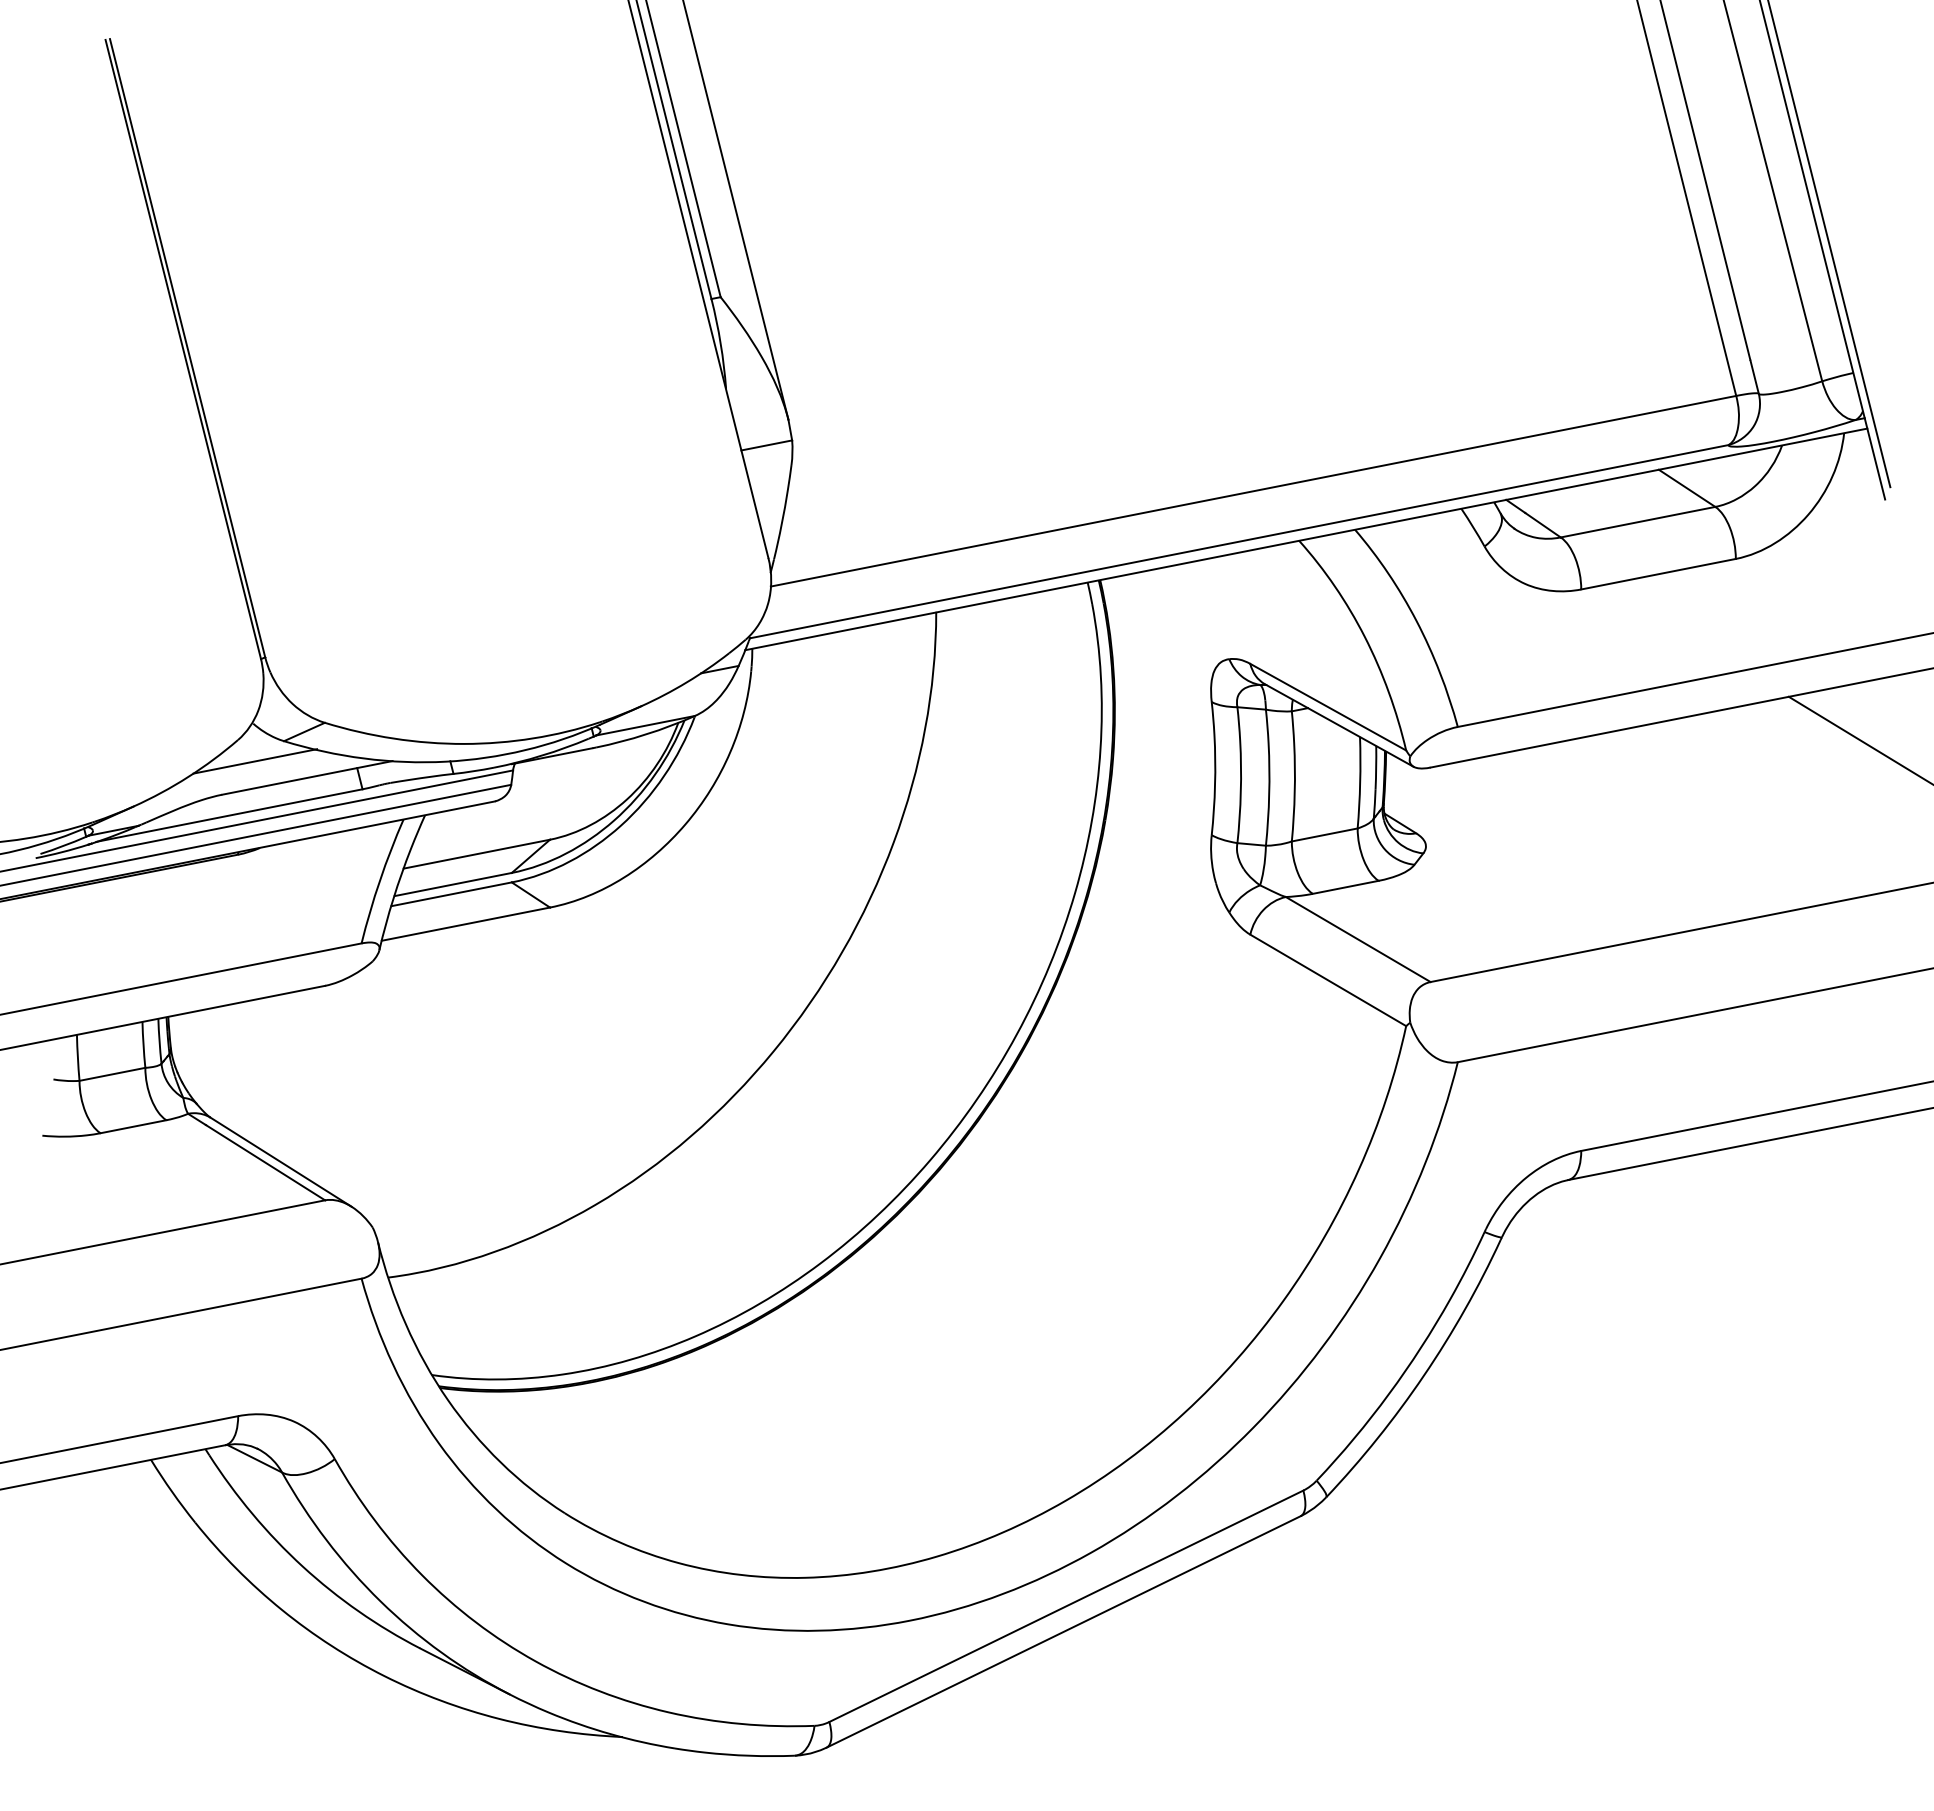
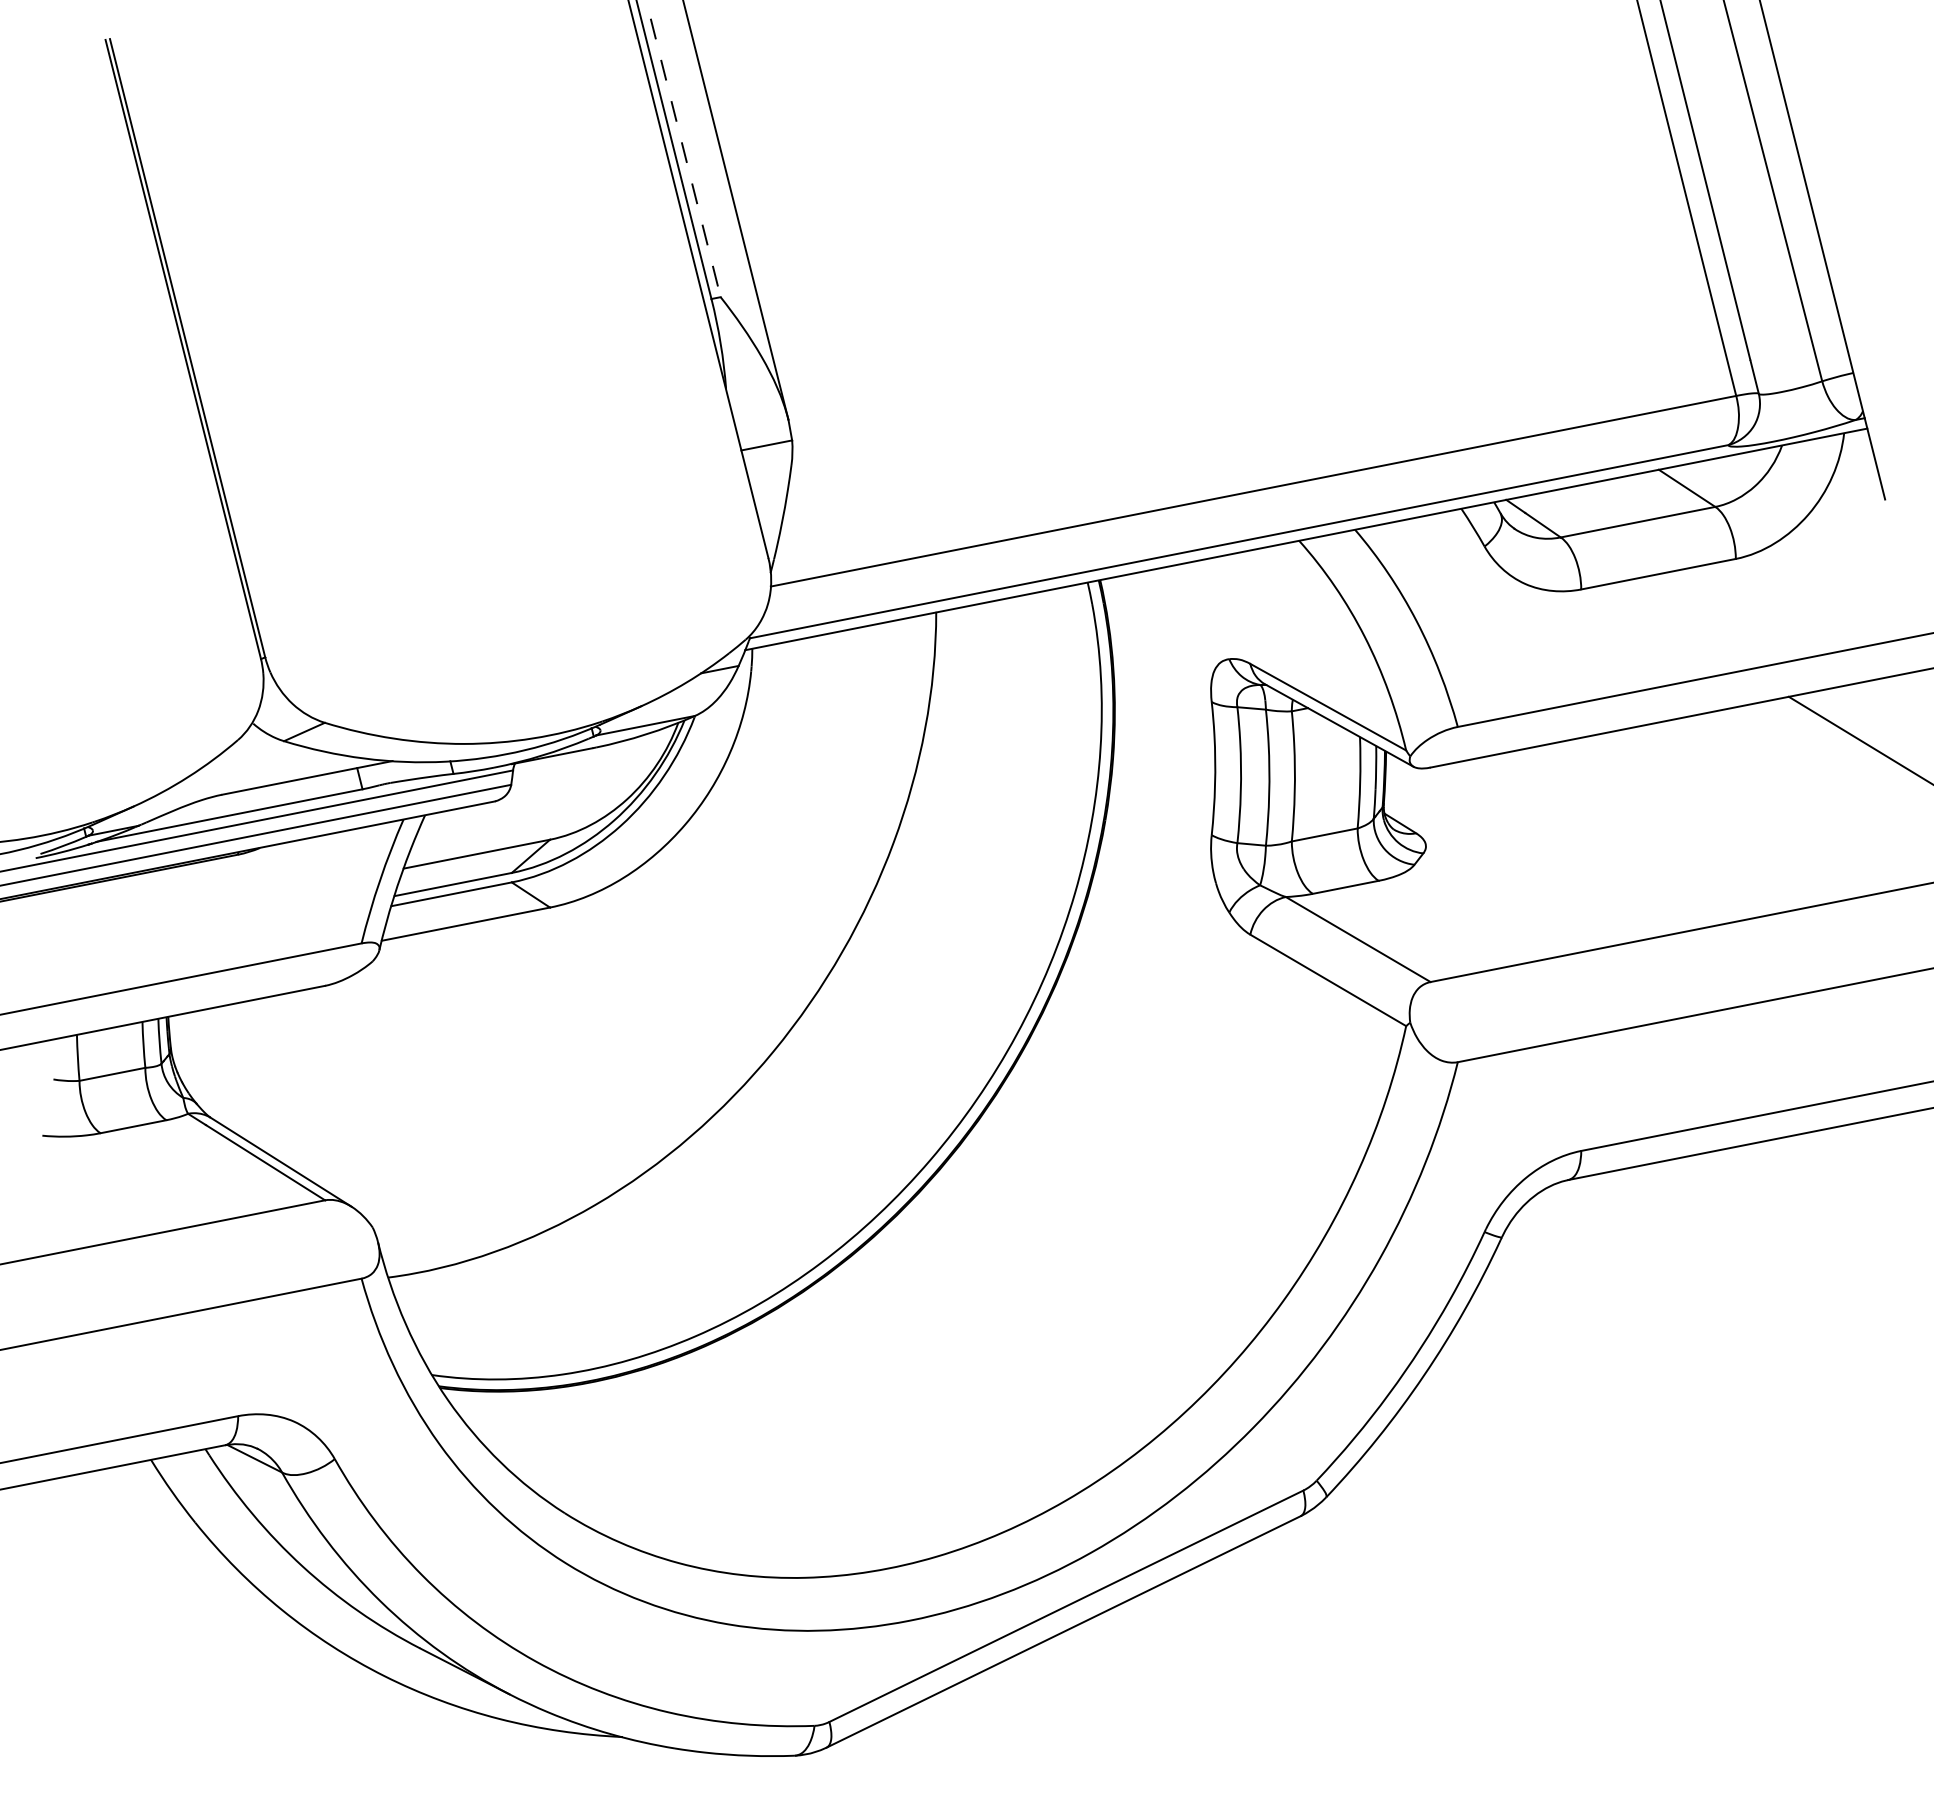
line: solid -> dashed (683, 149)
line: present -> none (1829, 244)
line: present -> none (255, 761)
